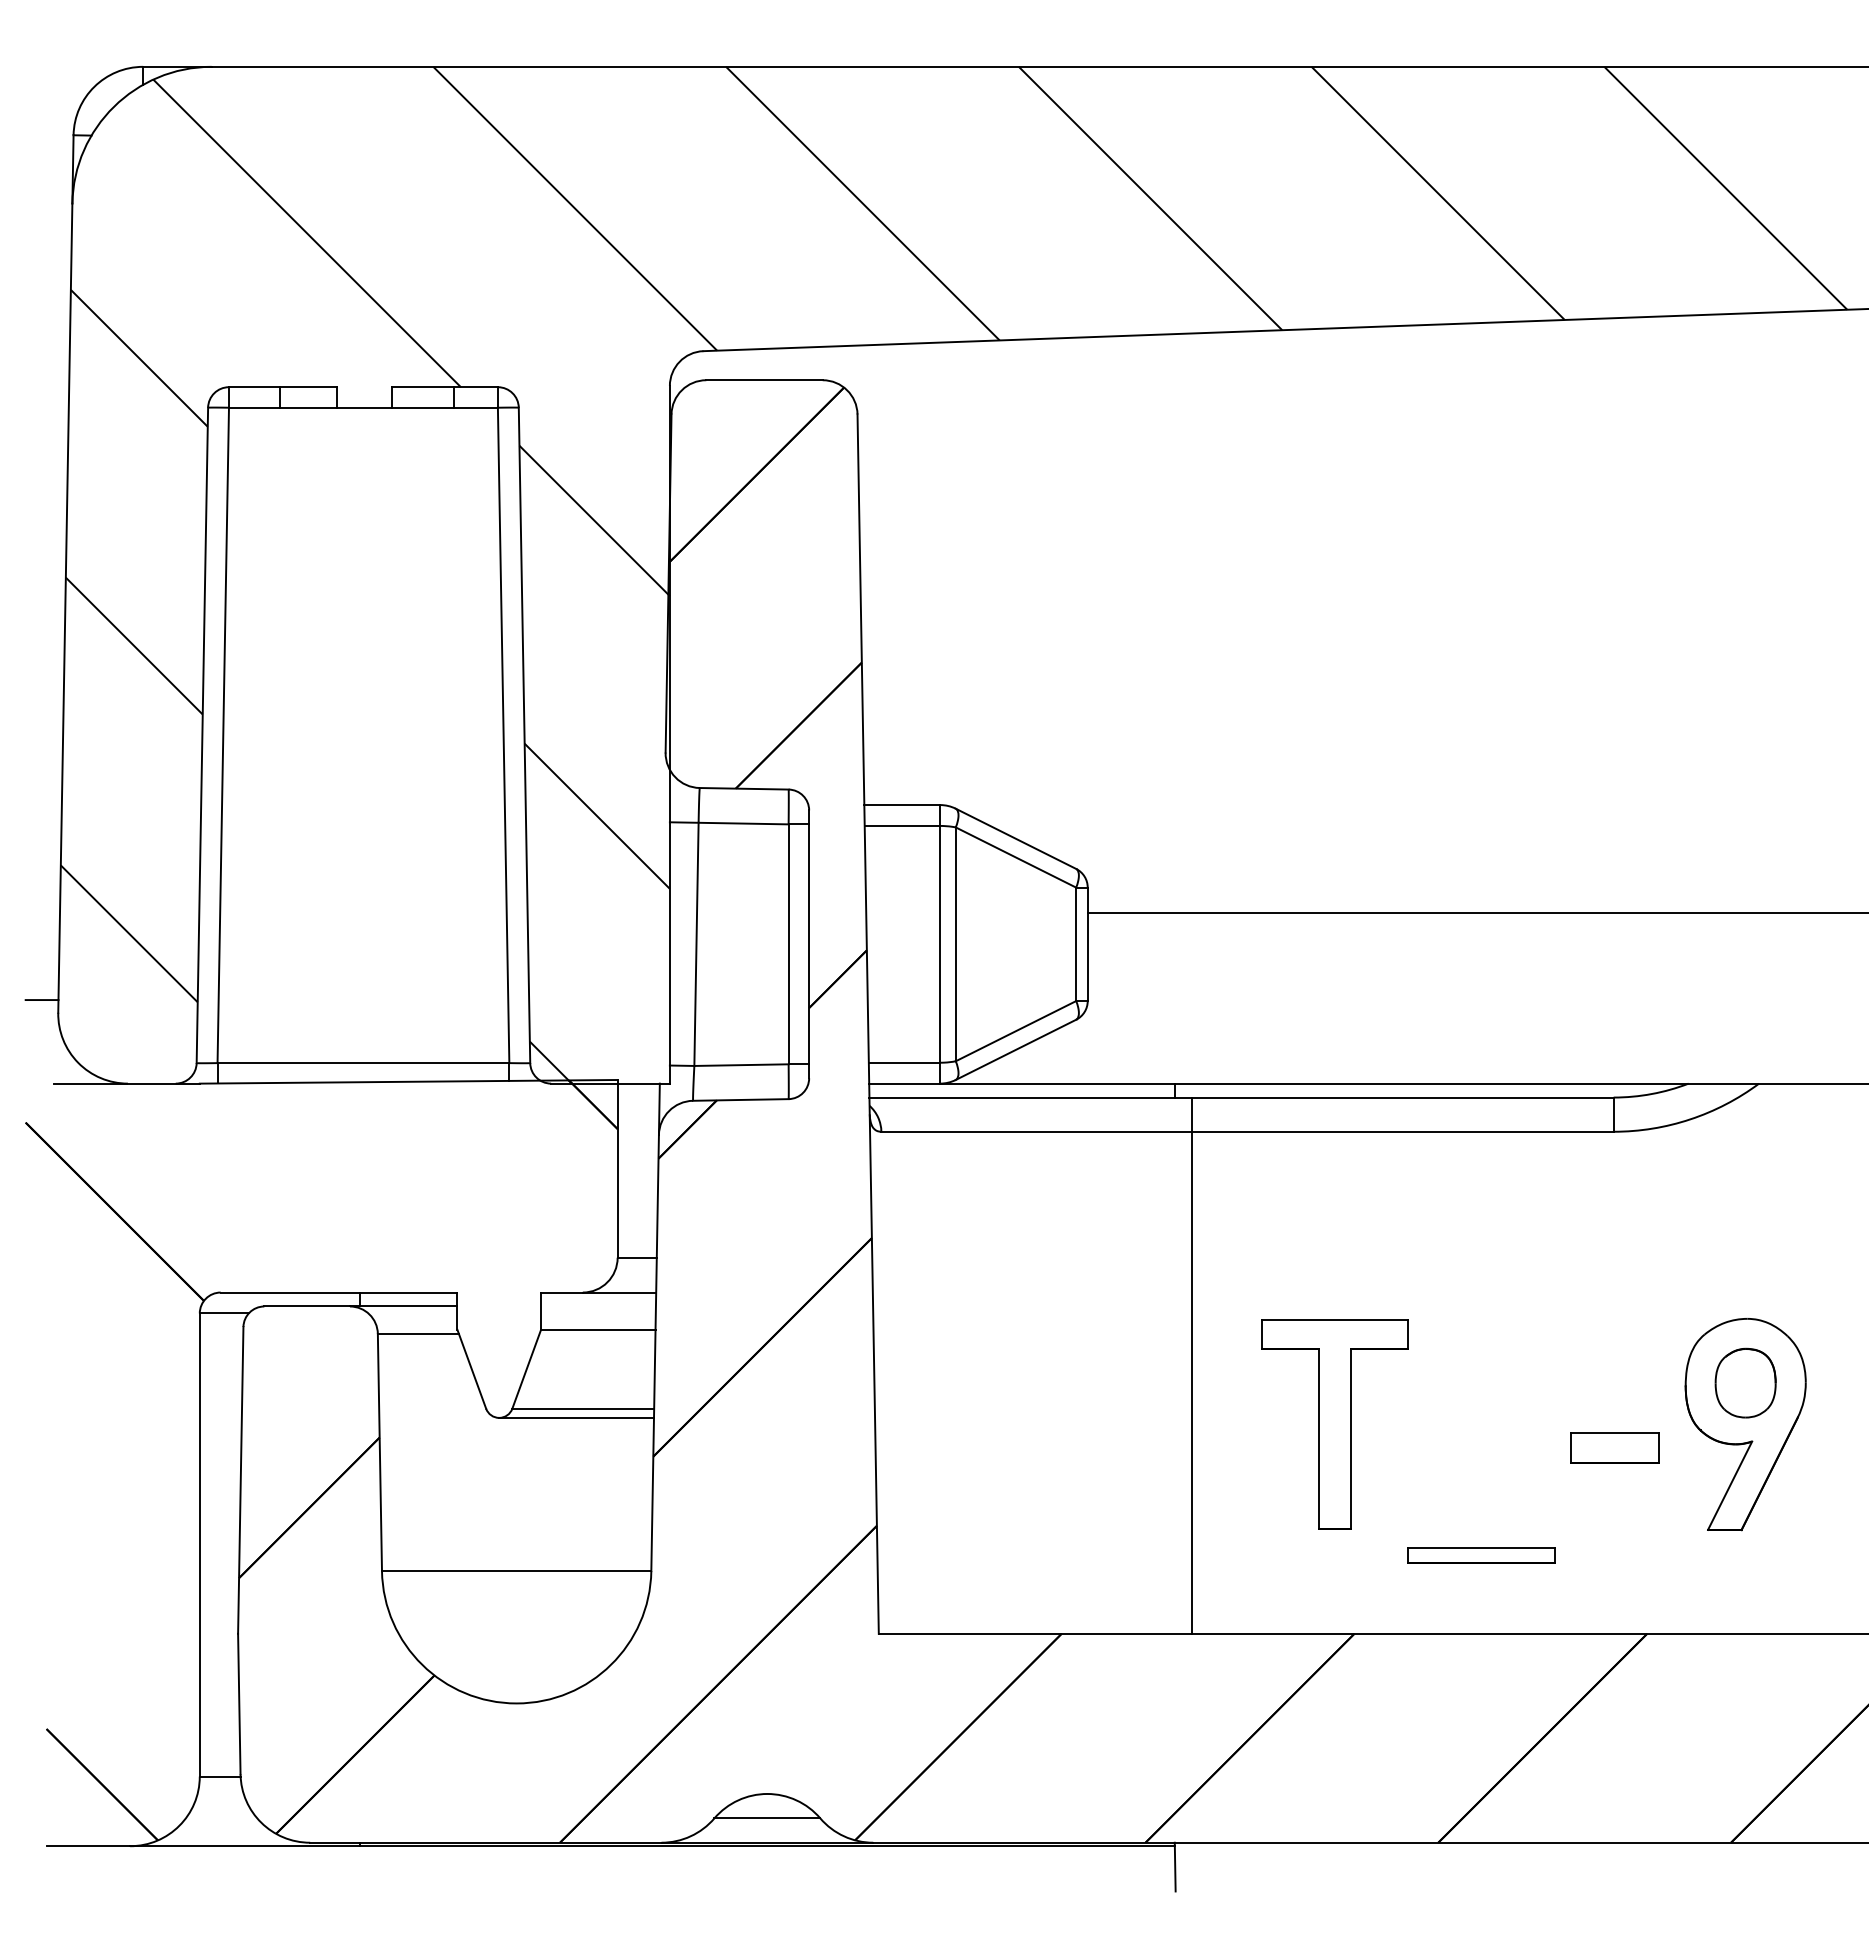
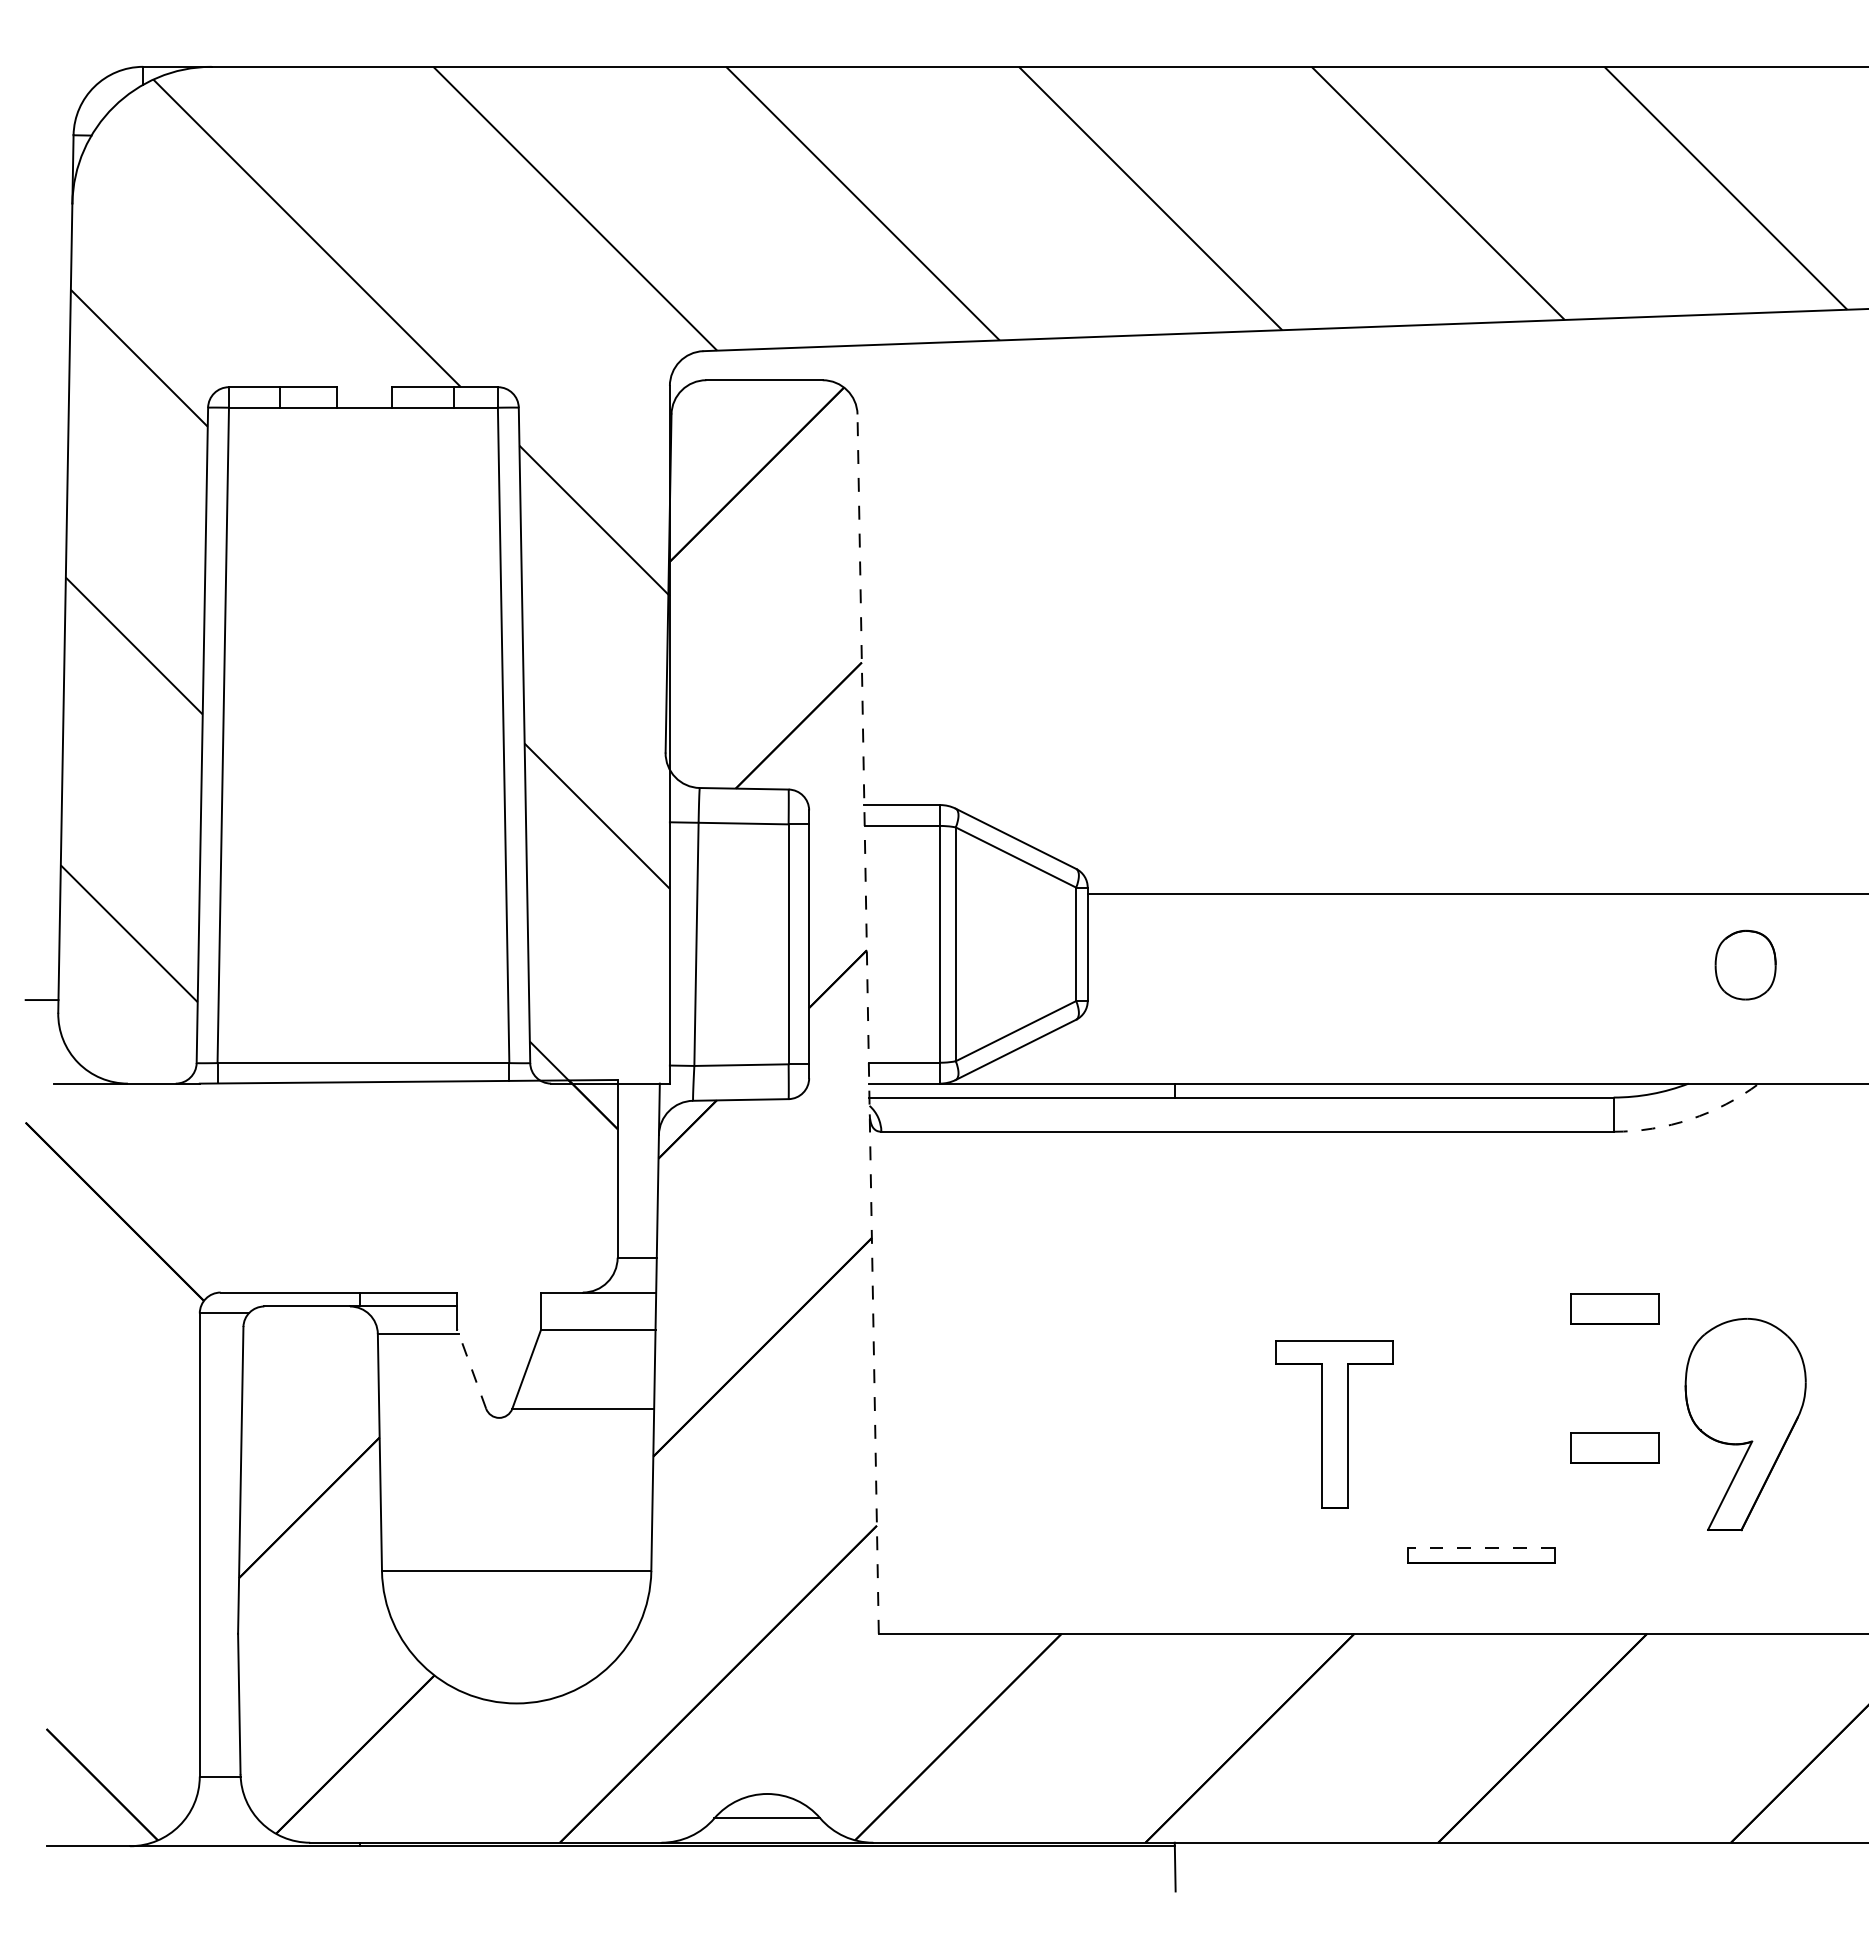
line position: (1476, 912) -> (1476, 893) (1476, 893)
line: solid -> dashed (868, 1024)
arc: solid -> dashed (1690, 1119)
part: none -> present (1614, 1308)
line: present -> none (1192, 1365)
line: solid -> dashed (471, 1369)
part position: (1745, 1382) -> (1745, 964) (1745, 964)
line: present -> none (576, 1417)
part size: 148x211 px -> 119x169 px (1334, 1424)
line: solid -> dashed (1481, 1548)
